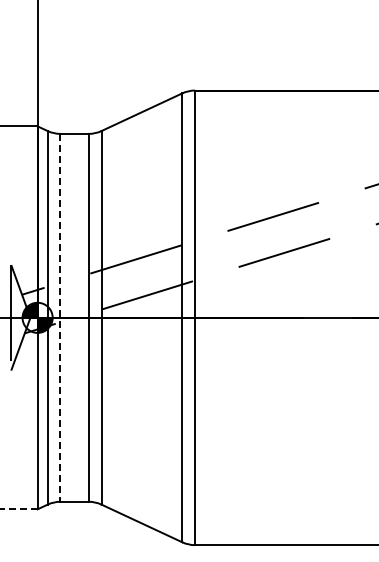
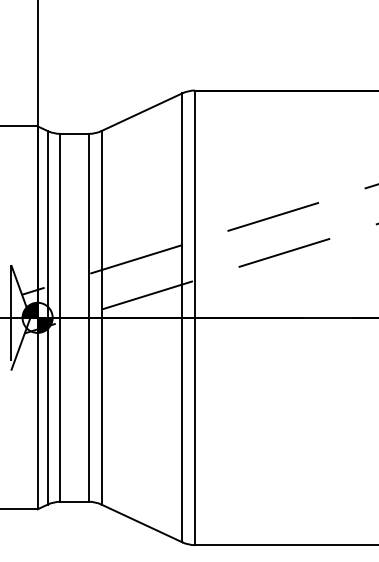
line: dashed -> solid (60, 317)
line: dashed -> solid (18, 509)
